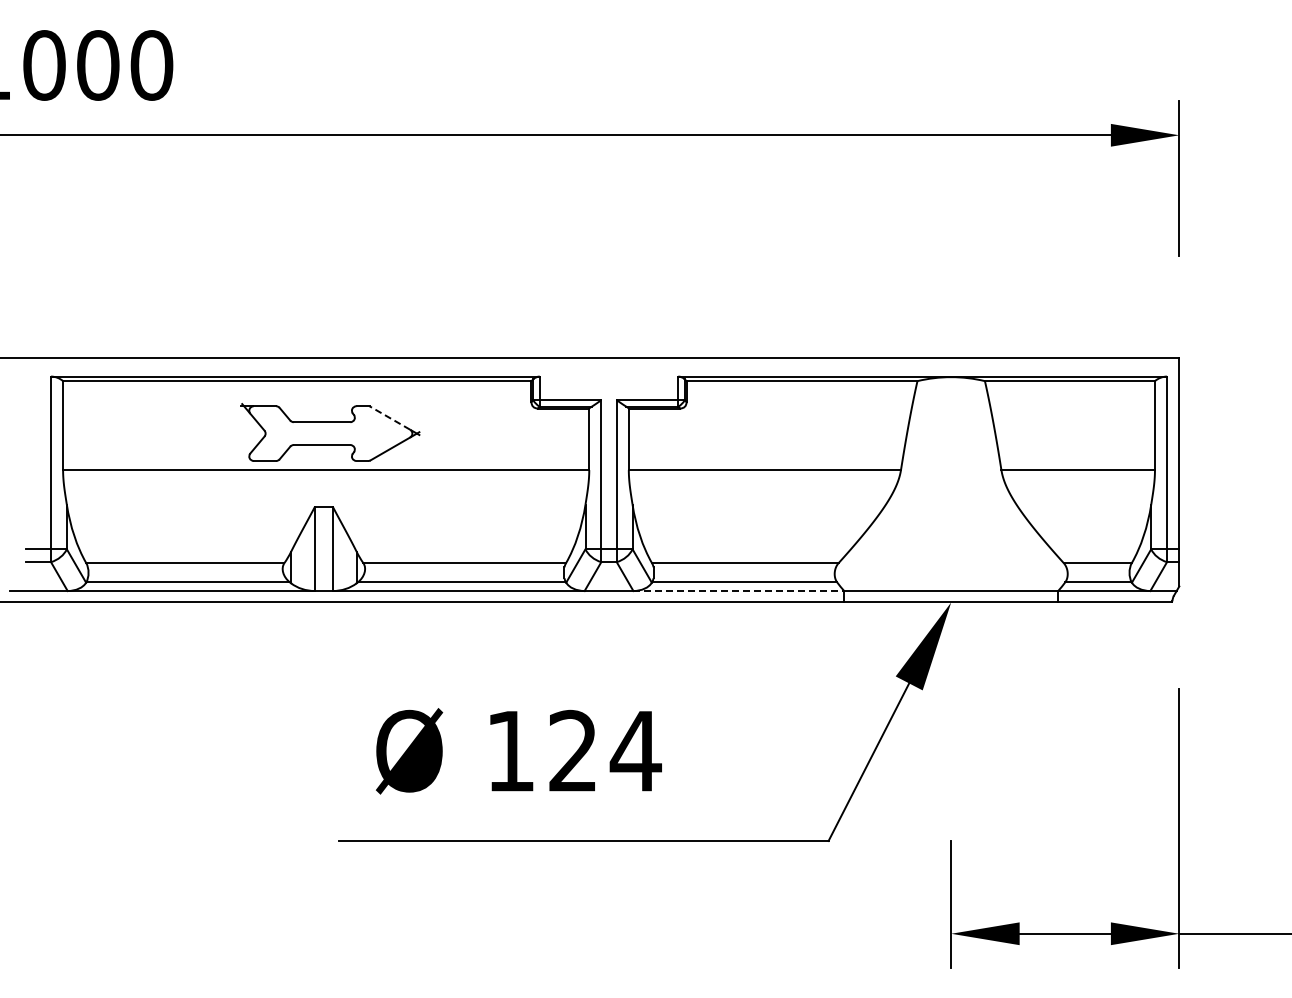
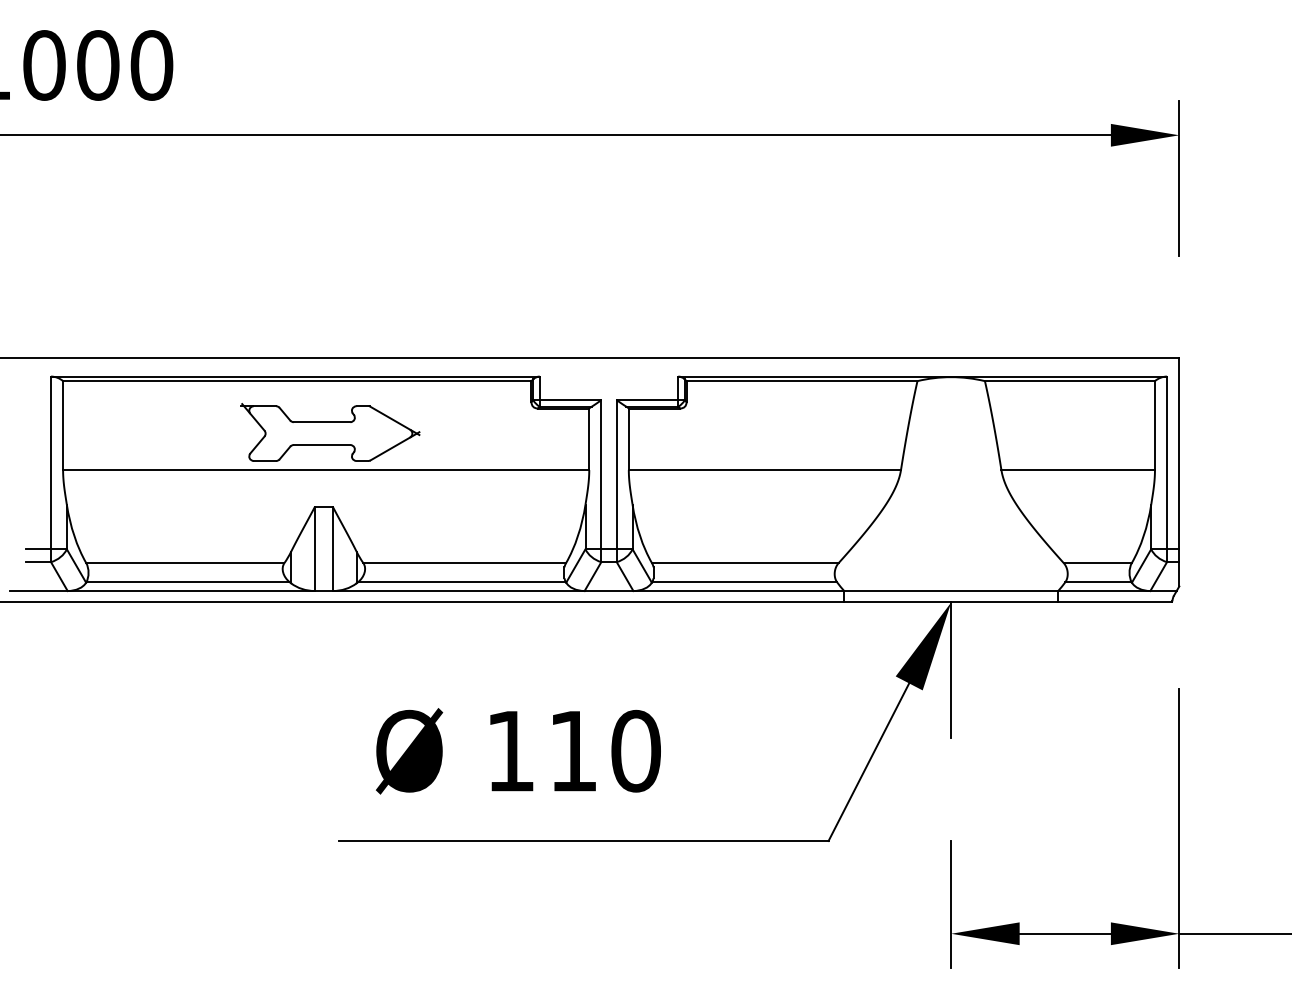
line: dashed -> solid (389, 417)
line: dashed -> solid (739, 591)
line: none -> present (951, 670)
text: 124 -> 110 (605, 750)
